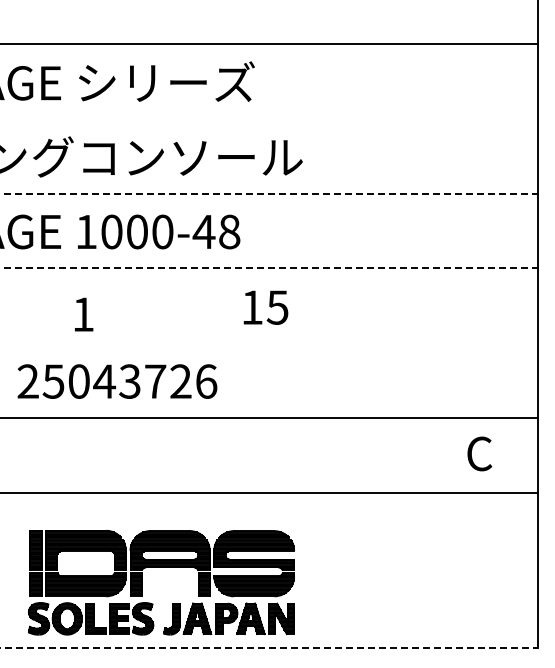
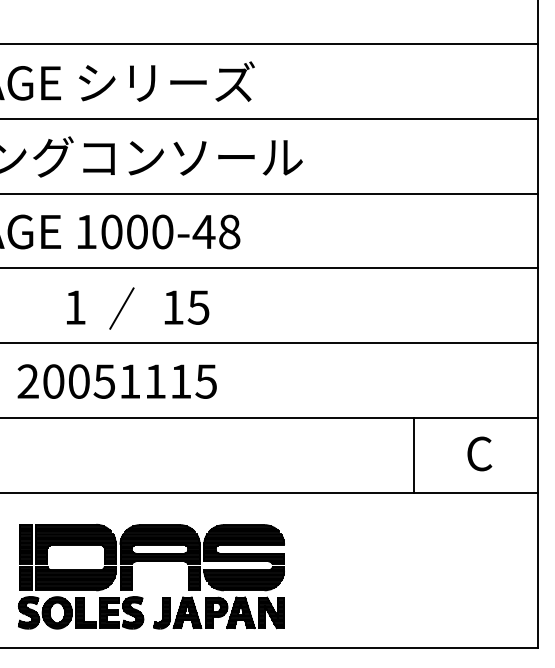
line: none -> present (270, 118)
line: dashed -> solid (269, 193)
line: dashed -> solid (269, 268)
text position: (265, 307) -> (186, 307) (186, 307)
line: none -> present (121, 308)
text position: (84, 314) -> (76, 307) (76, 307)
line: none -> present (270, 343)
text: 25043726 -> 20051115 (129, 381)
line: none -> present (414, 455)
part position: (161, 567) -> (151, 561) (151, 561)
line: dashed -> solid (269, 647)
